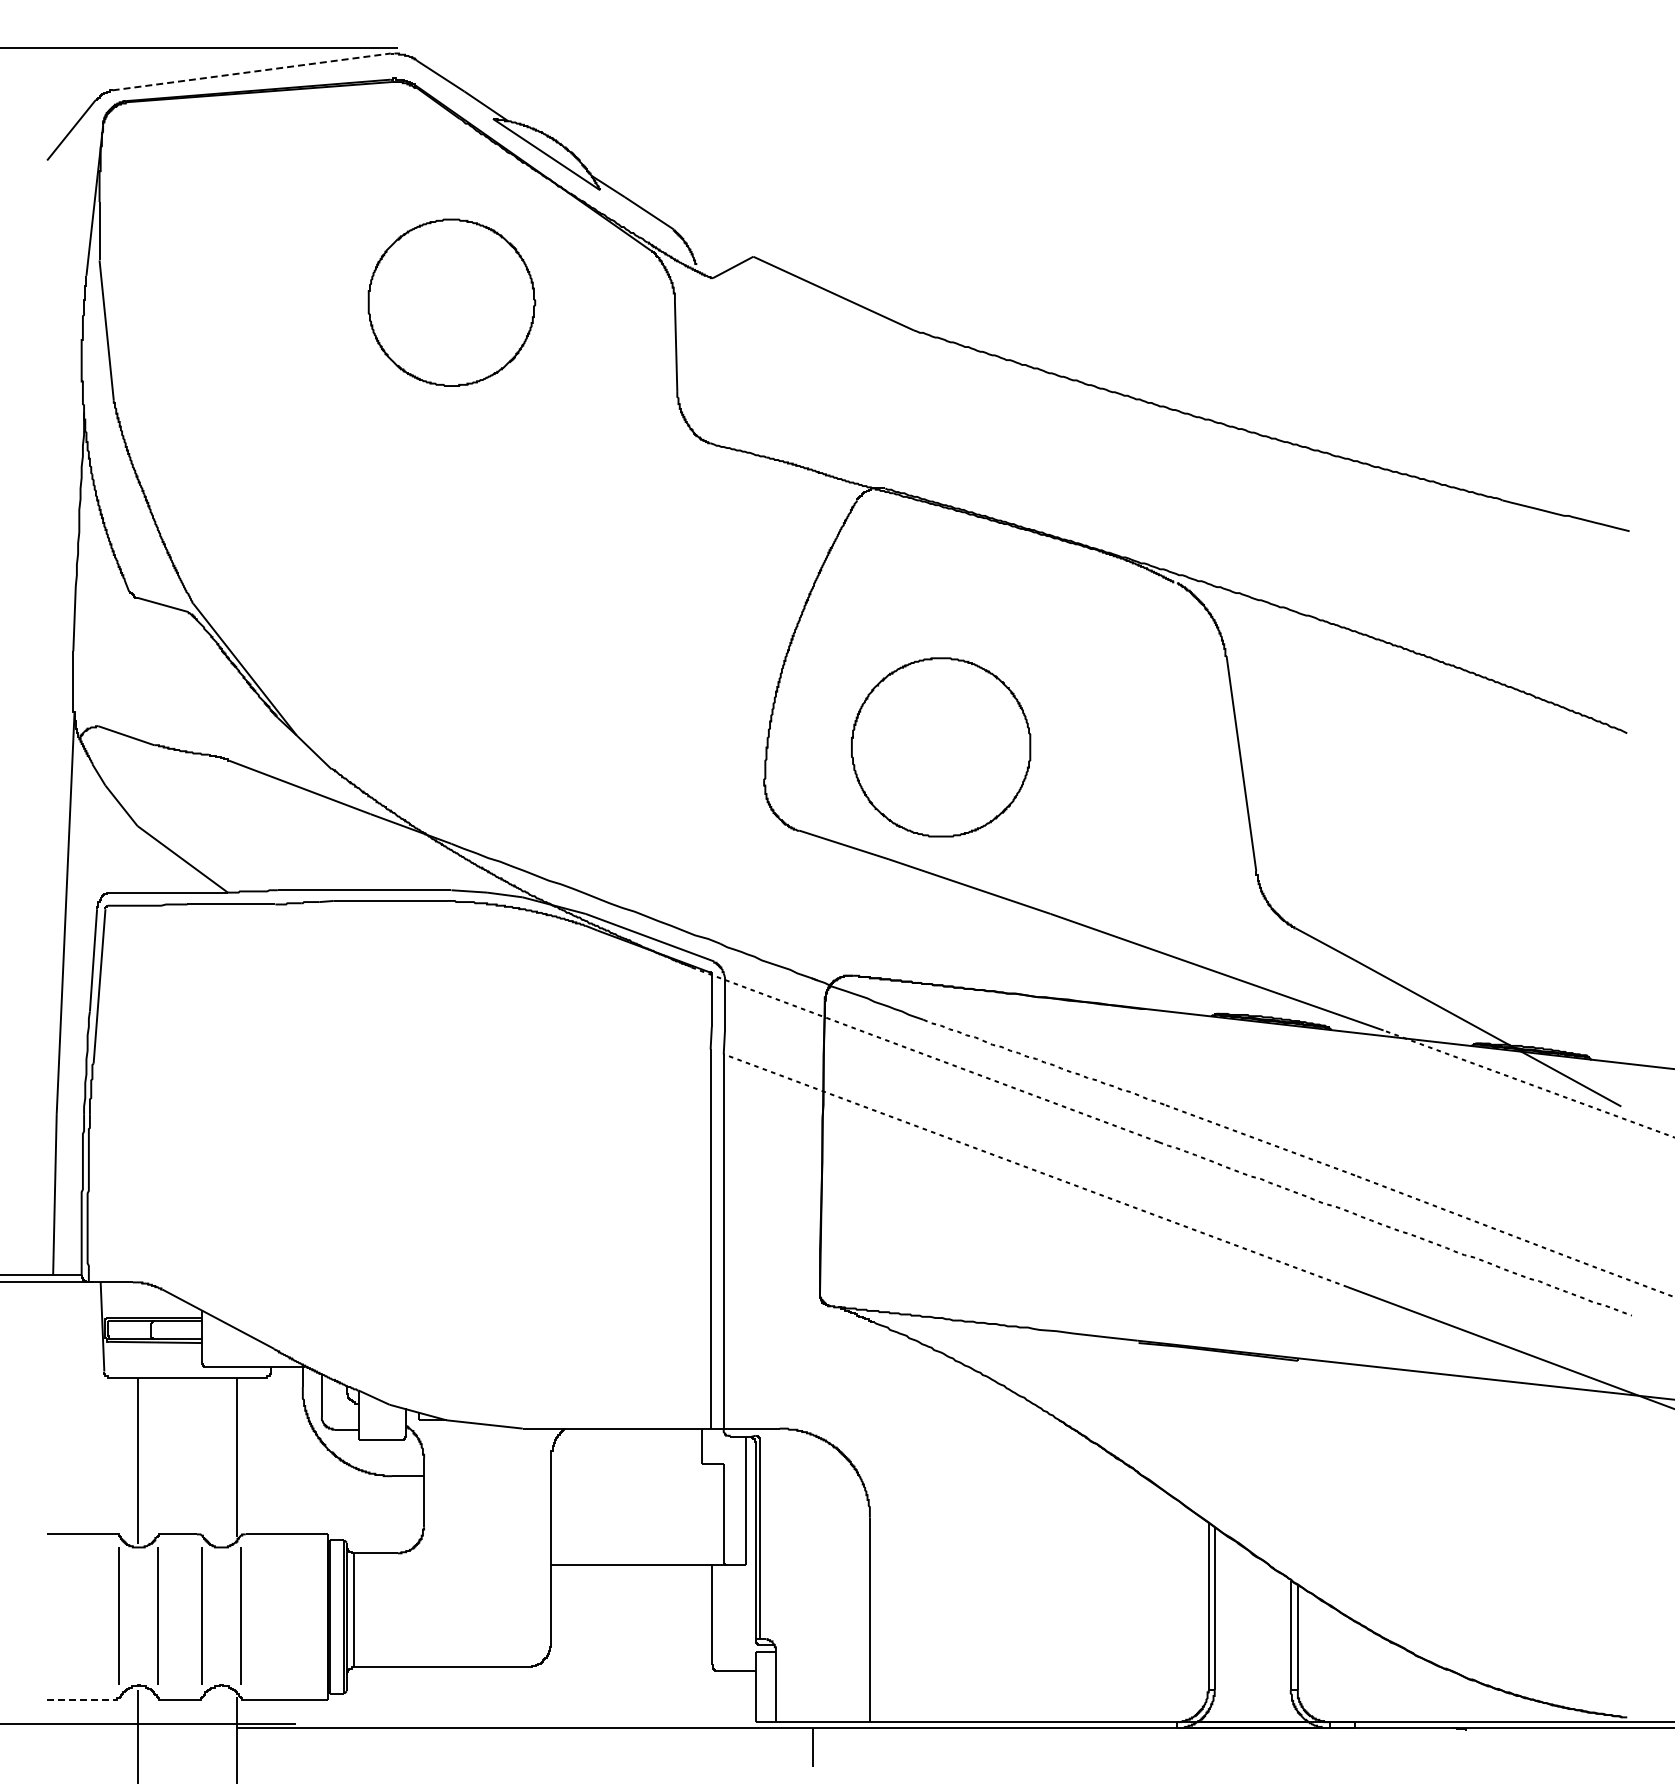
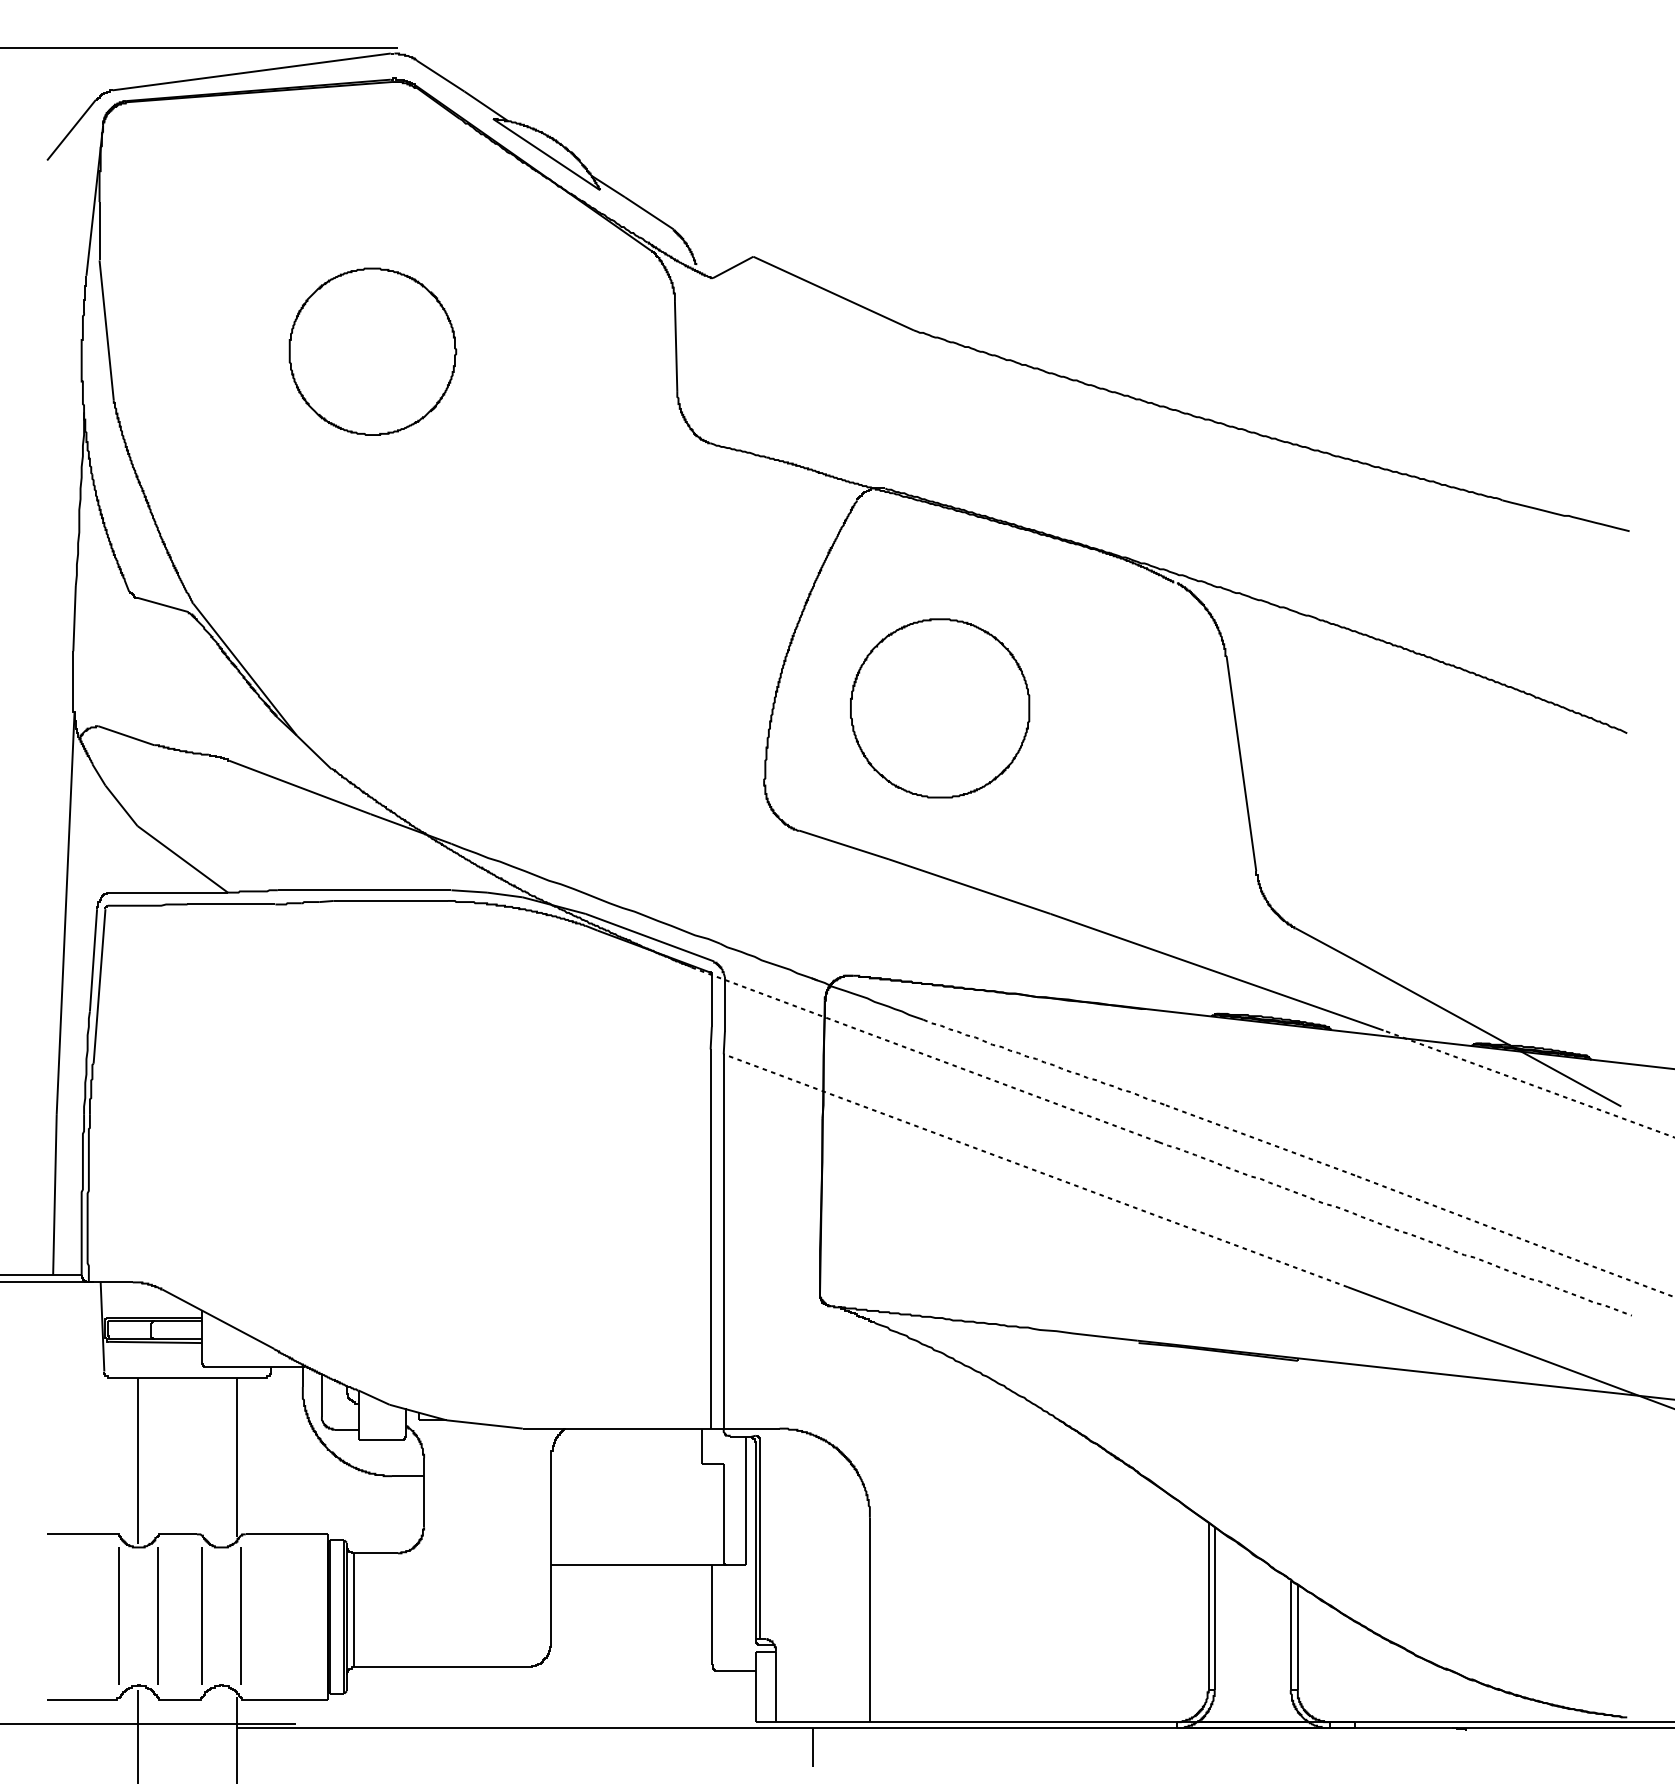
line: dashed -> solid (252, 71)
part position: (451, 302) -> (372, 351) (372, 351)
part position: (941, 747) -> (940, 708) (940, 708)
line: dashed -> solid (81, 1699)
